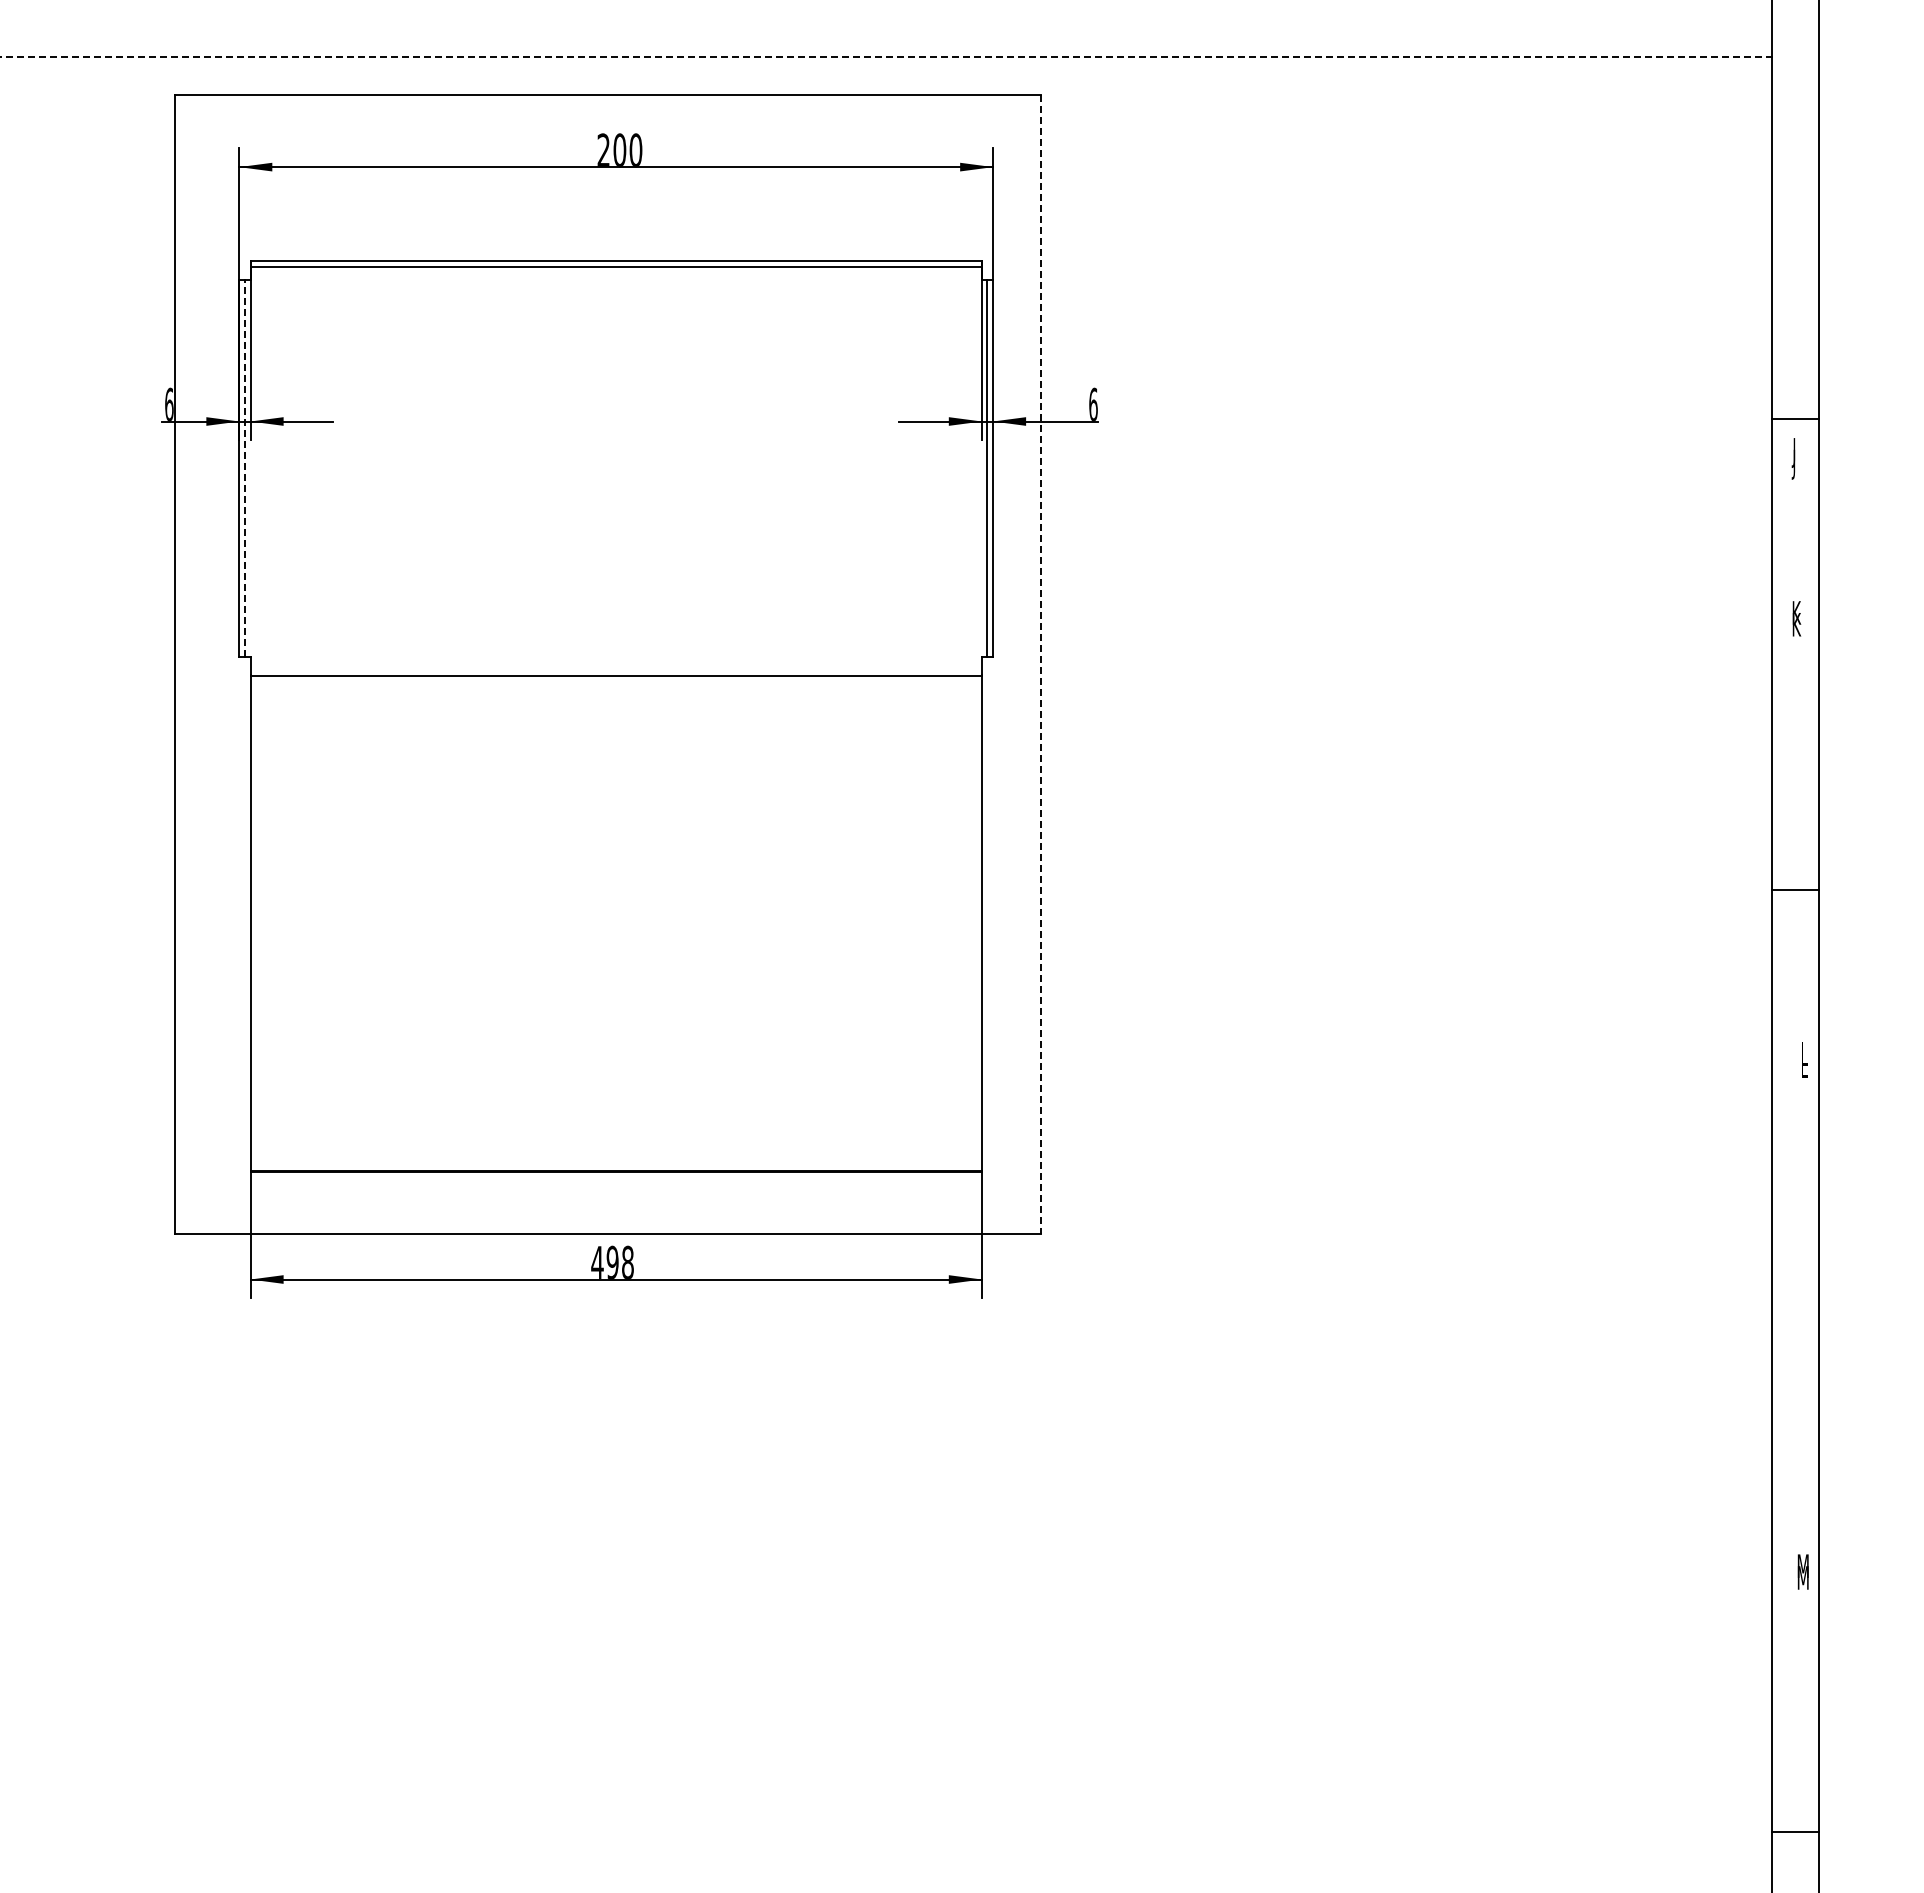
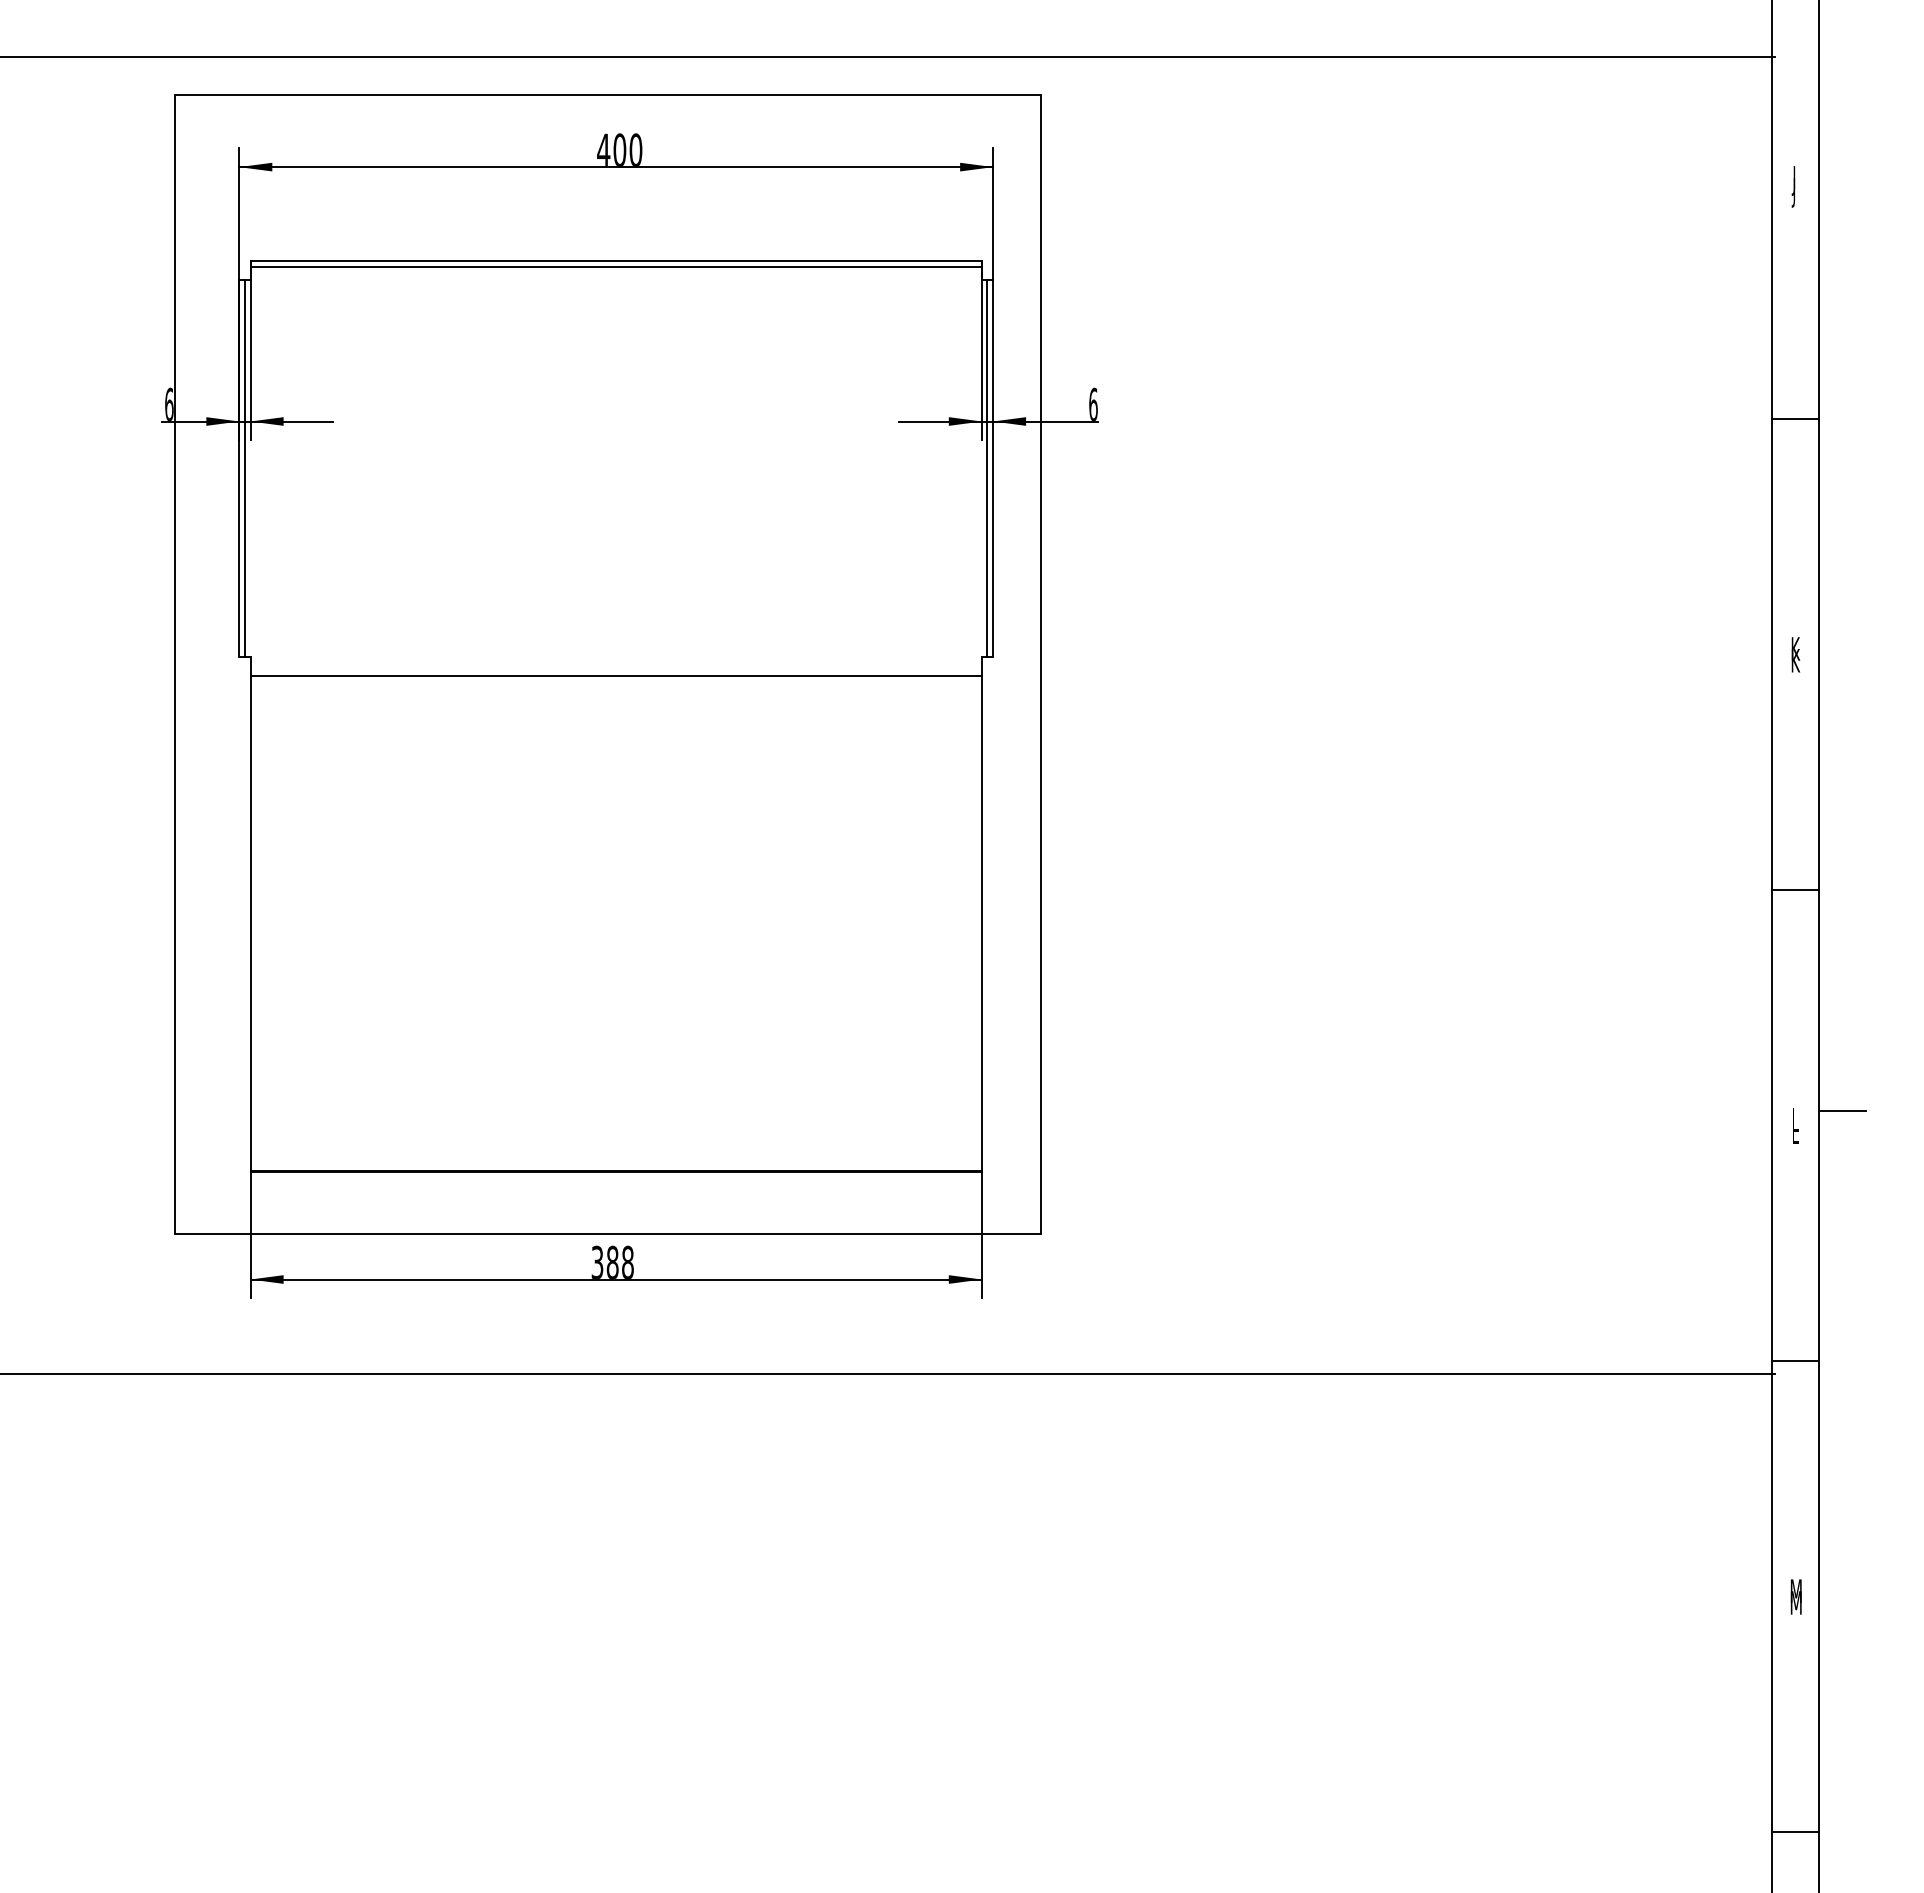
line: dashed -> solid (888, 56)
text: 200 -> 400 (603, 149)
text position: (1793, 458) -> (1793, 186) (1793, 186)
line: dashed -> solid (244, 468)
text position: (1796, 618) -> (1795, 654) (1795, 654)
line: dashed -> solid (1041, 664)
text position: (1804, 1059) -> (1795, 1125) (1795, 1125)
line: none -> present (1842, 1111)
text: 498 -> 388 (604, 1261)
line: none -> present (1795, 1361)
line: none -> present (888, 1374)
text position: (1802, 1571) -> (1795, 1596) (1795, 1596)
